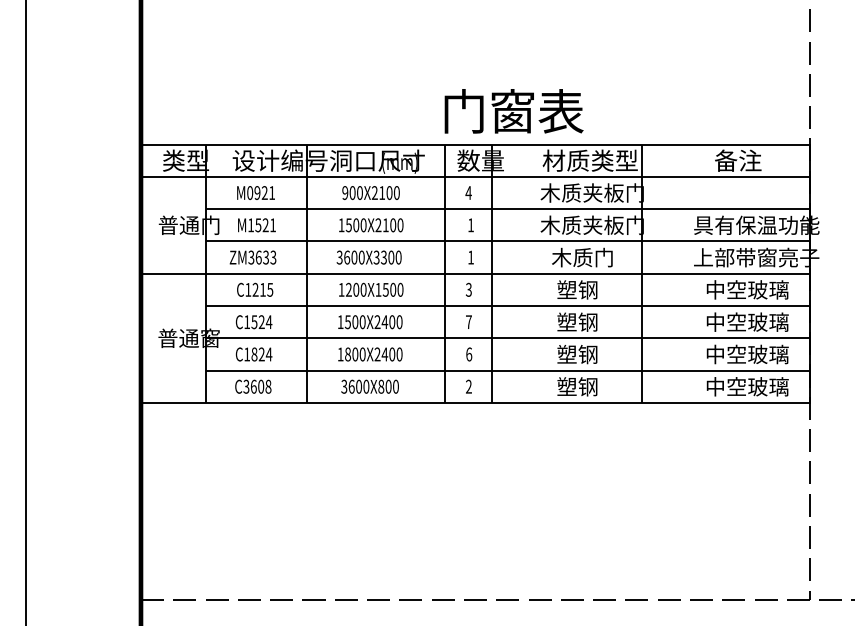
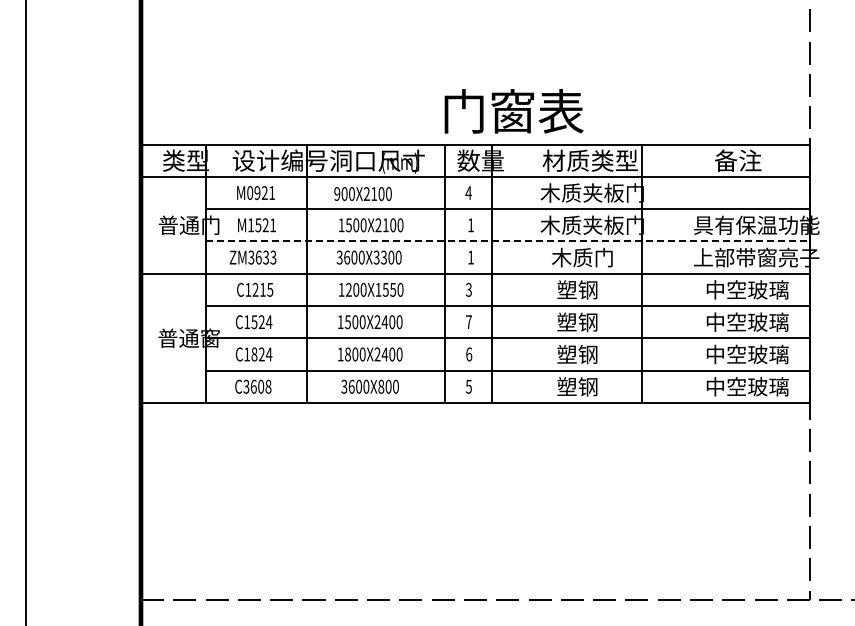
text position: (370, 192) -> (362, 193) (362, 193)
line: solid -> dashed (508, 241)
text: 1200X1500 -> 1200X1550 (393, 289)
text: 2 -> 5 (468, 386)
